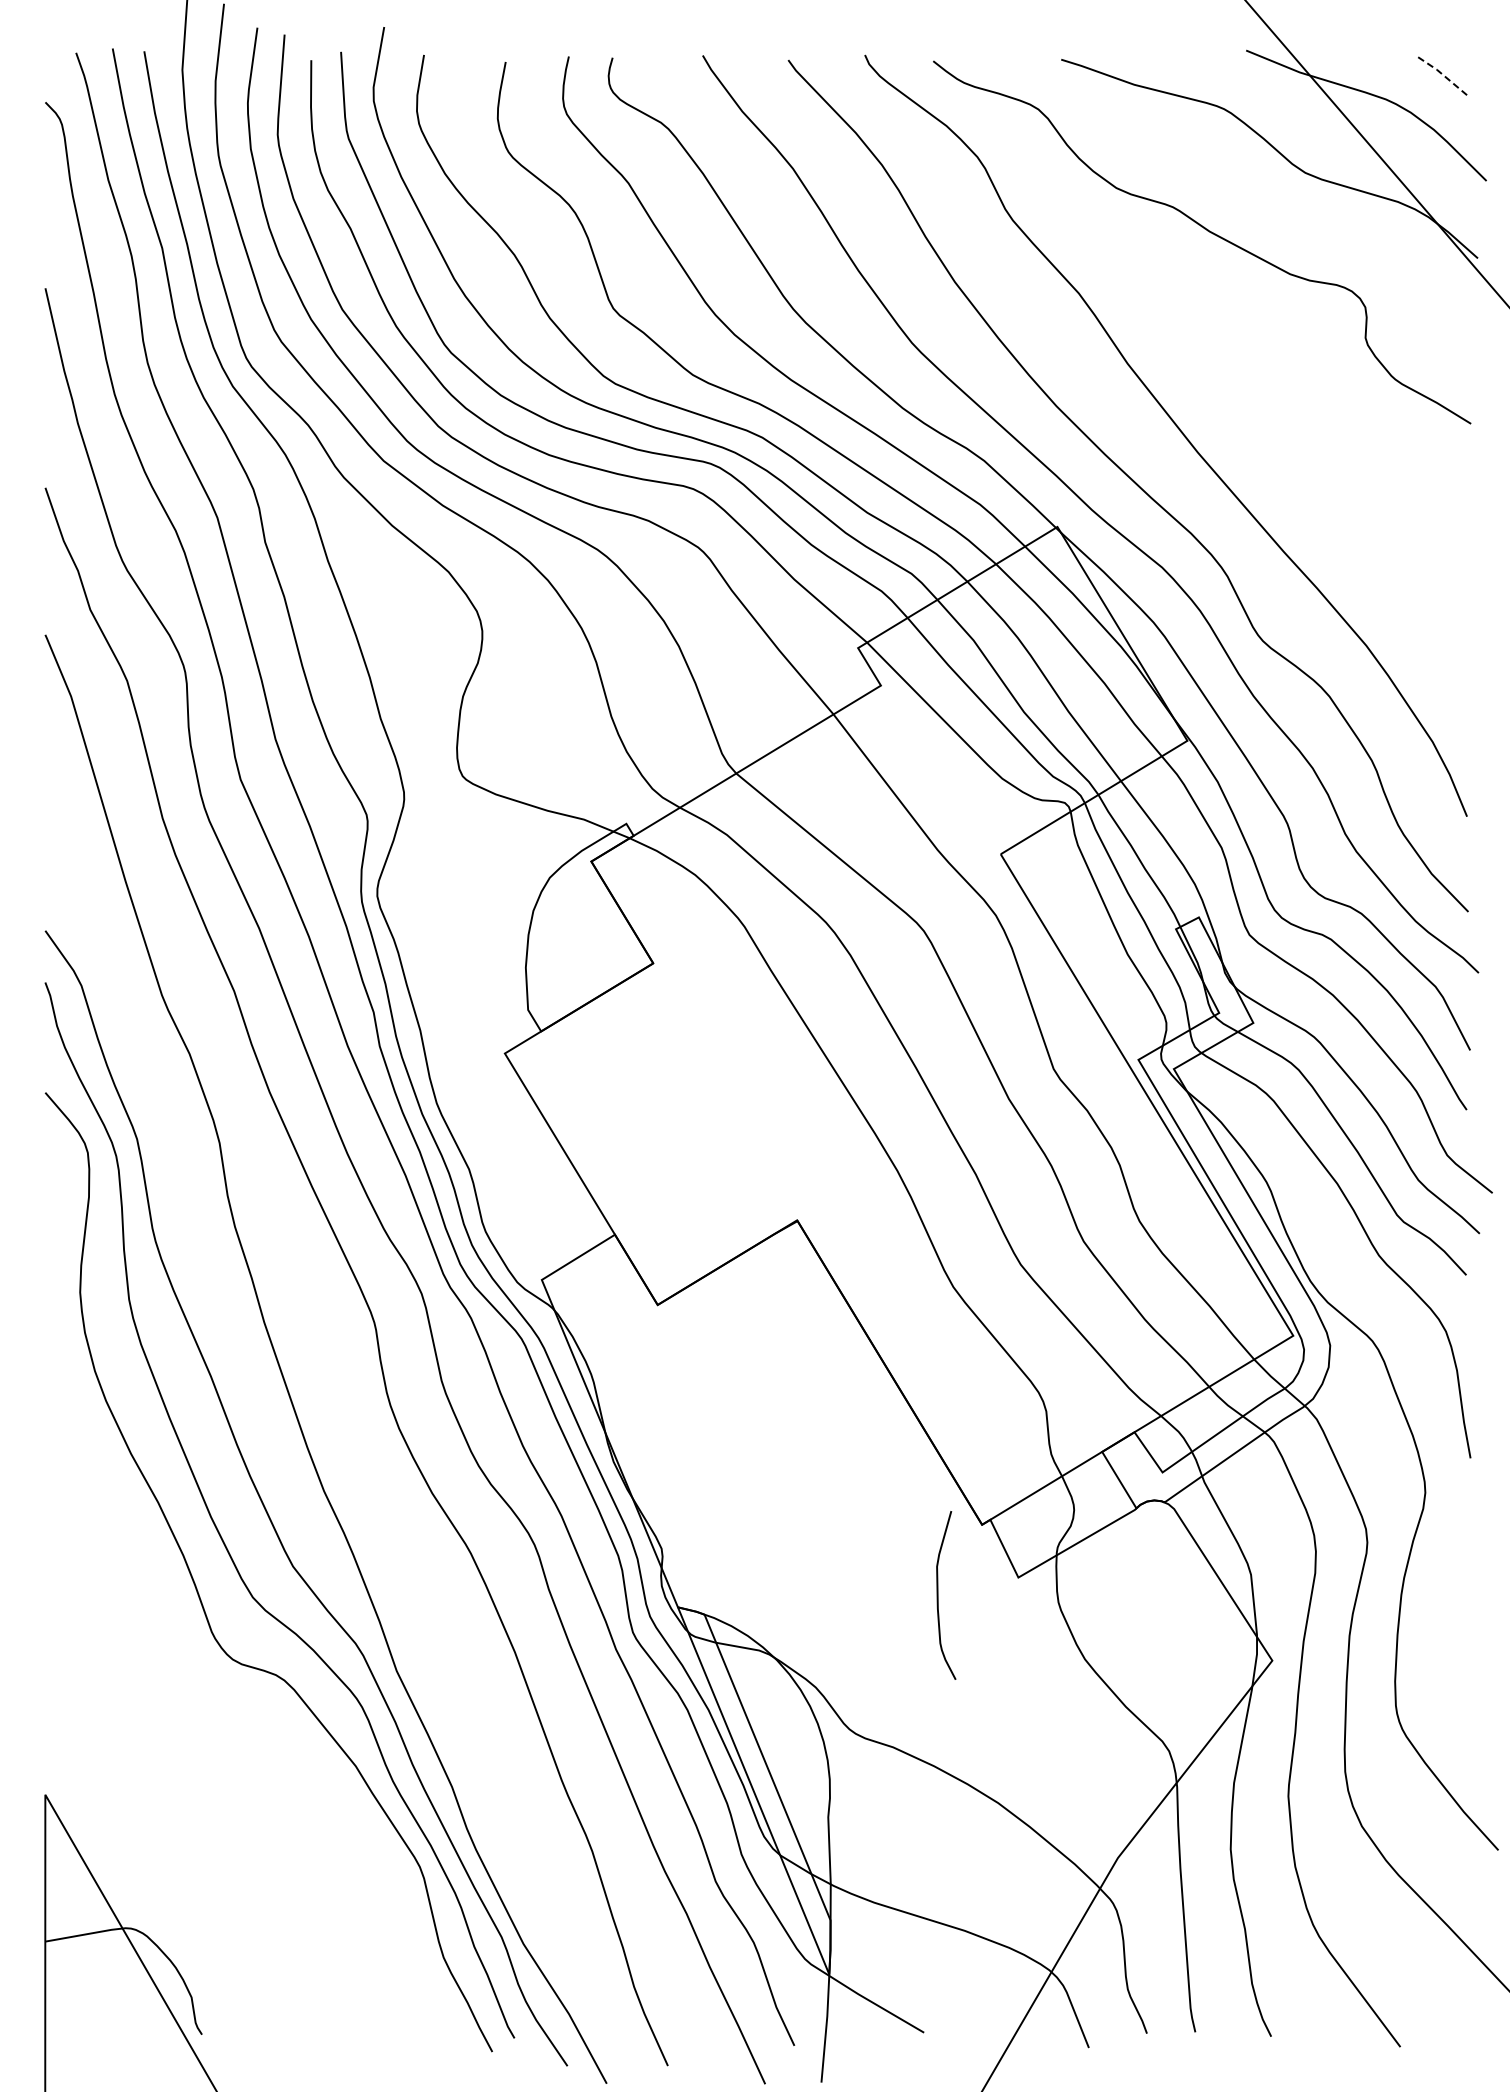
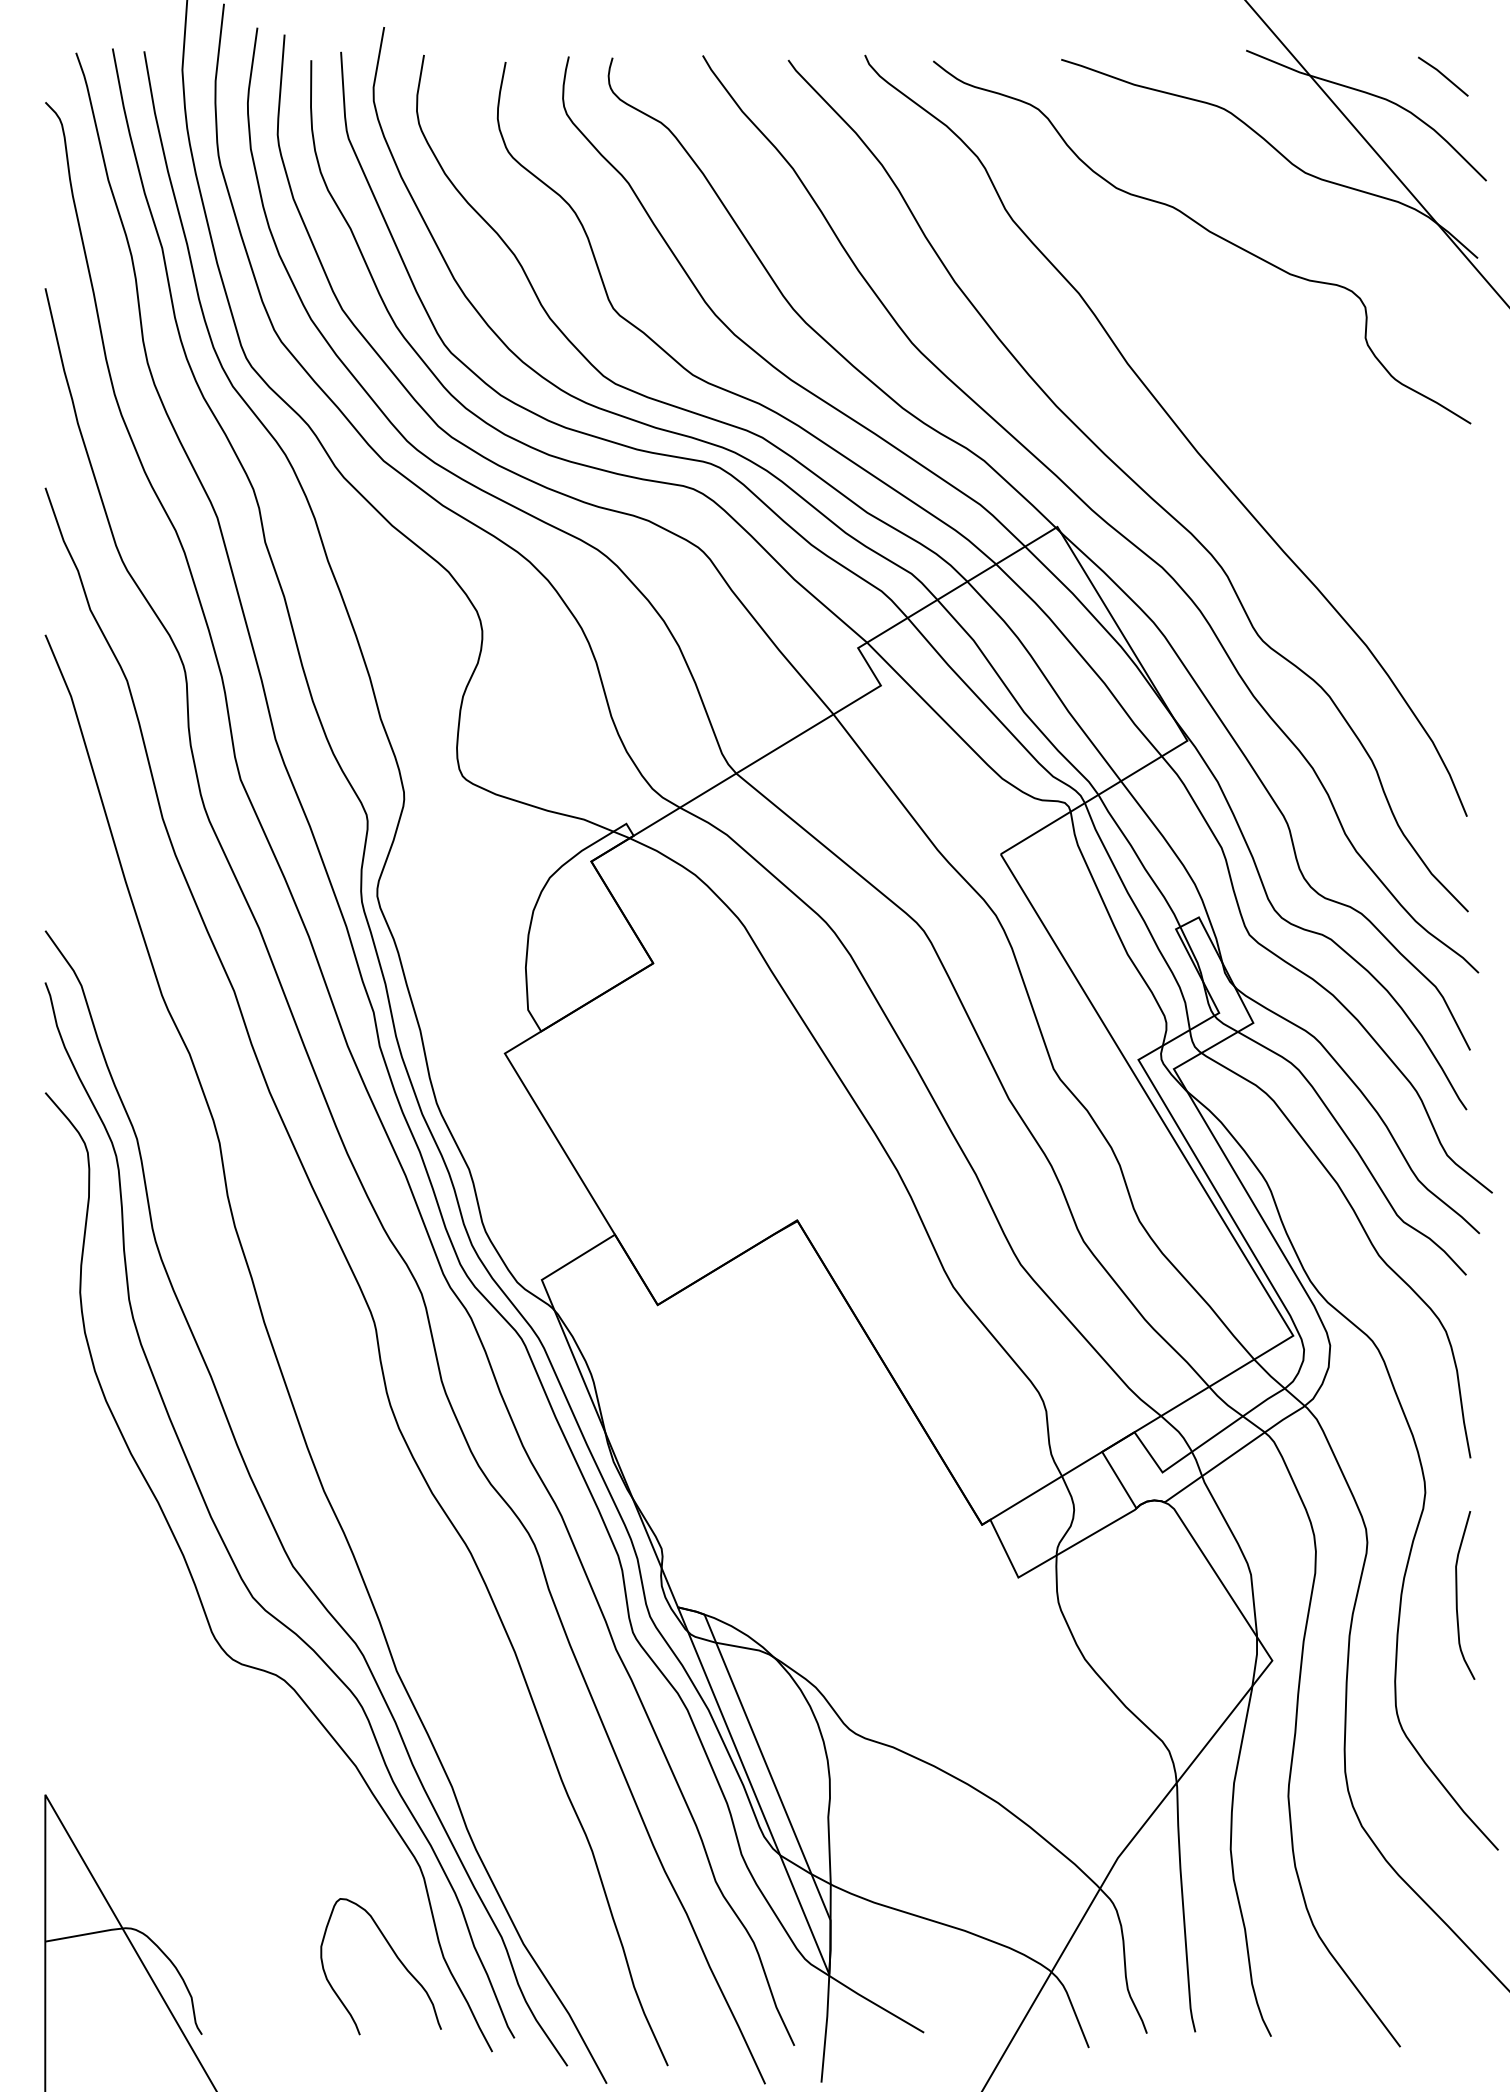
line: dashed -> solid (1443, 75)
curve position: (938, 1595) -> (1457, 1595) (1457, 1595)
curve: none -> present (395, 1956)
